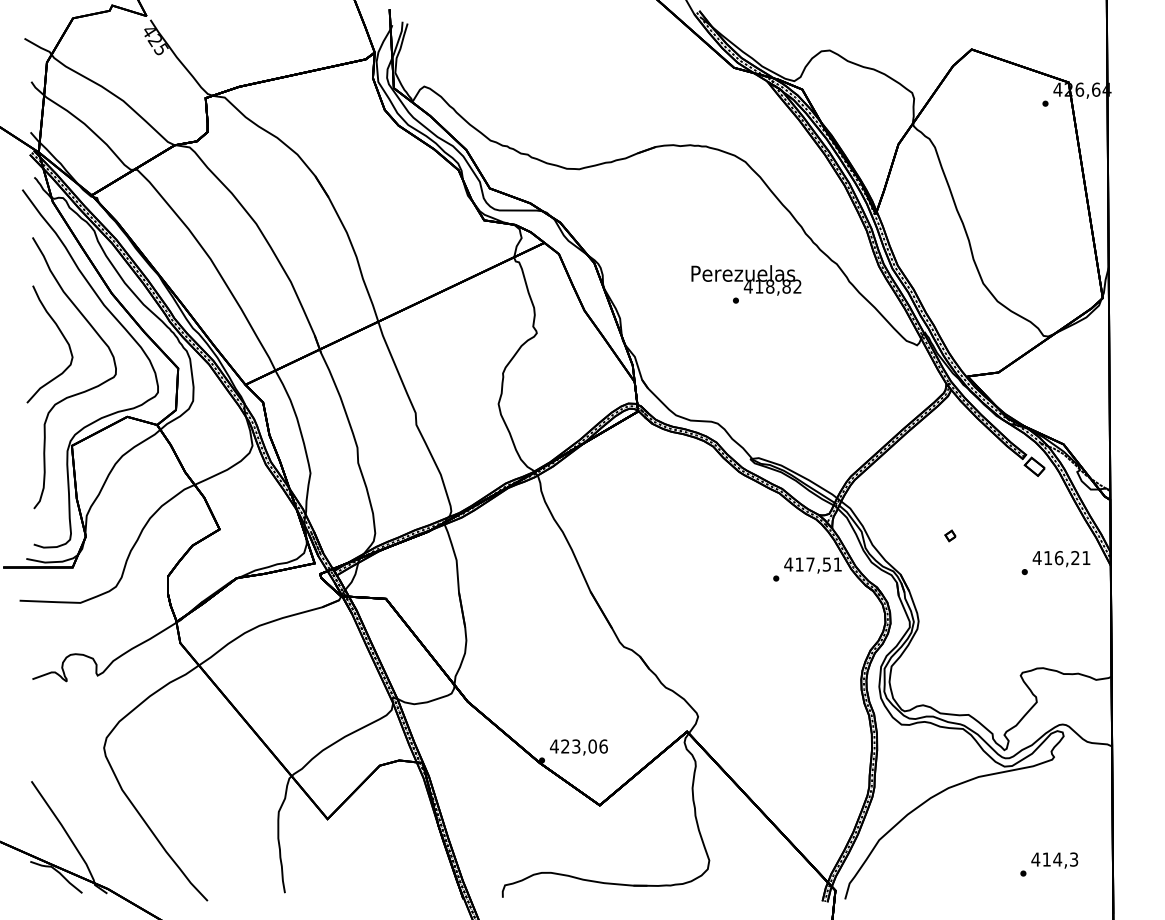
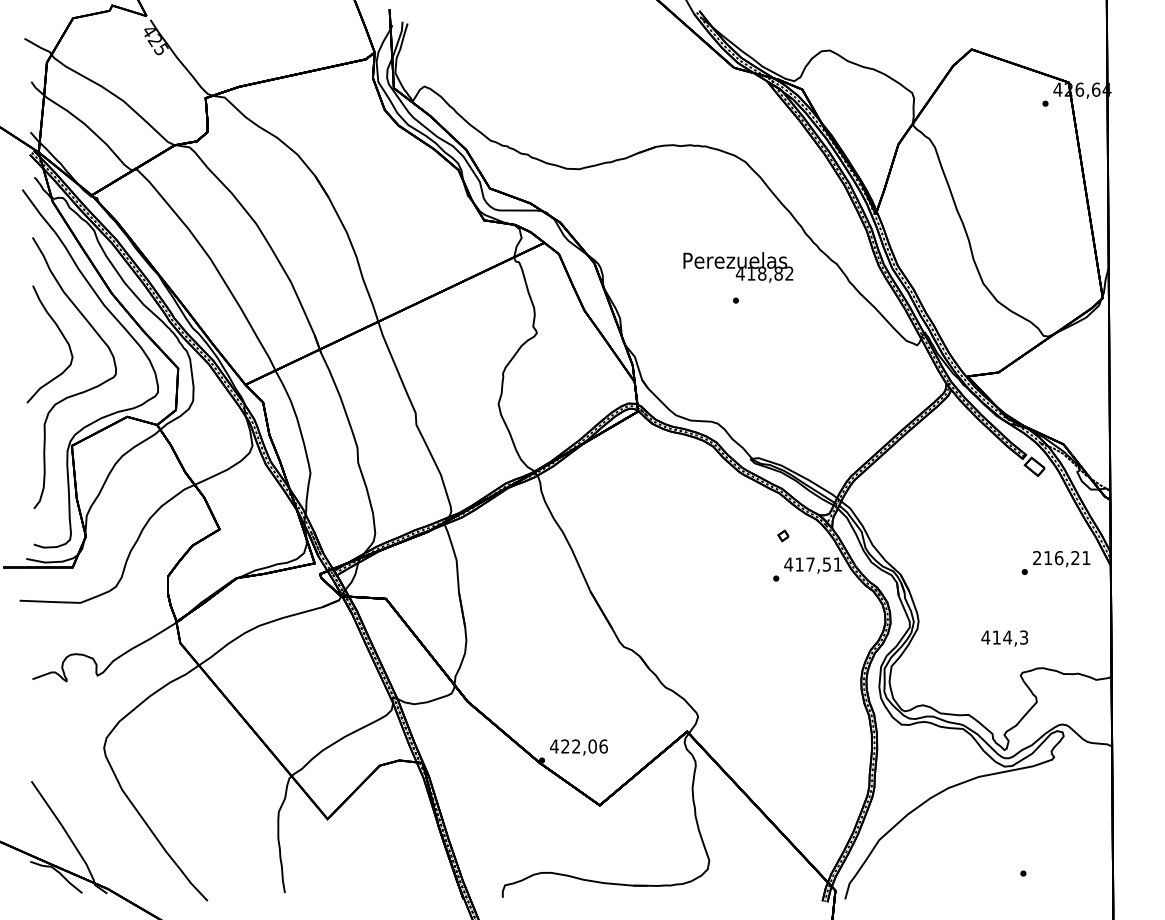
text position: (746, 280) -> (738, 267) (738, 267)
part position: (950, 535) -> (783, 535) (783, 535)
text: 416,21 -> 216,21 (1036, 557)
text: 423,06 -> 422,06 (576, 746)
text position: (1054, 860) -> (1004, 638) (1004, 638)
